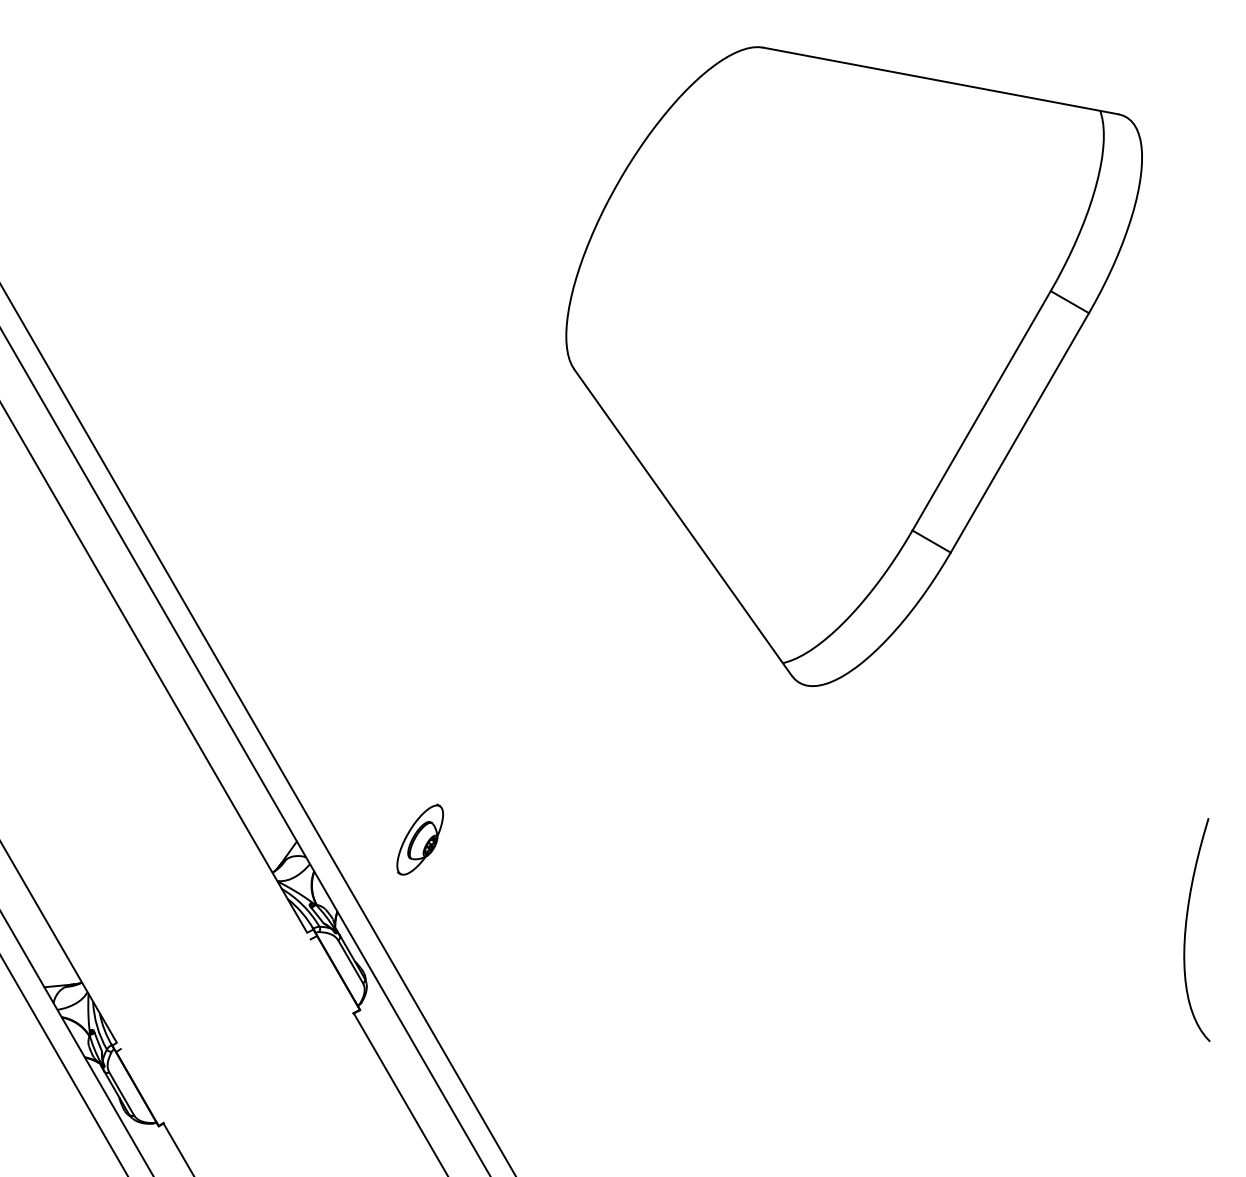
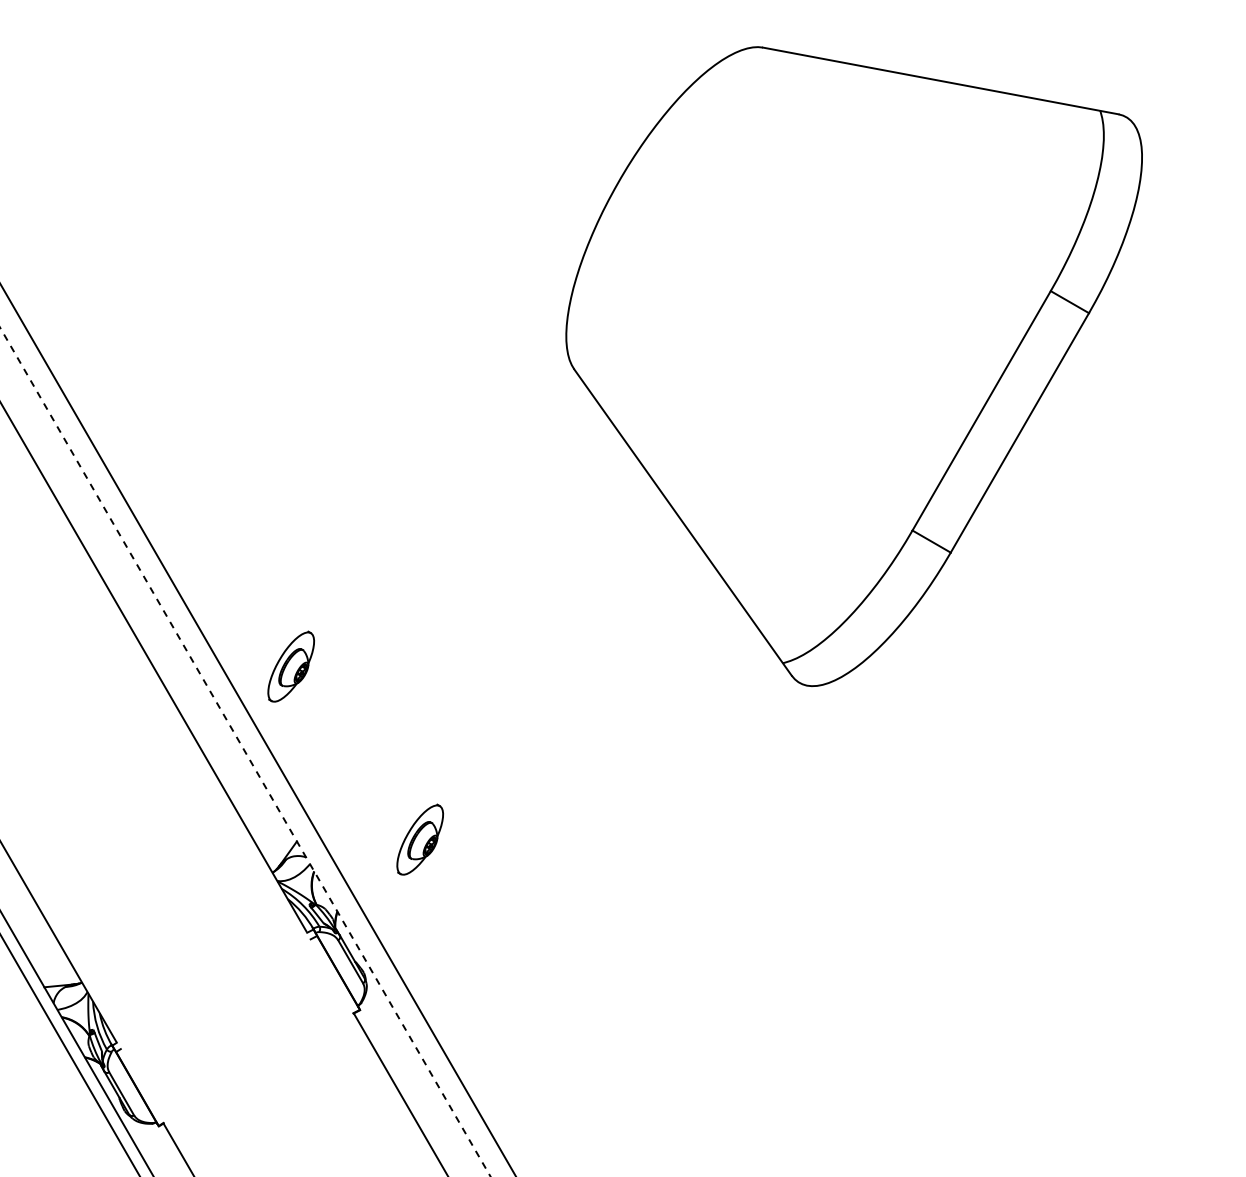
part: none -> present (290, 666)
line: solid -> dashed (245, 752)
curve: present -> none (1186, 930)
line position: (64, 1065) -> (70, 1055) (70, 1055)
